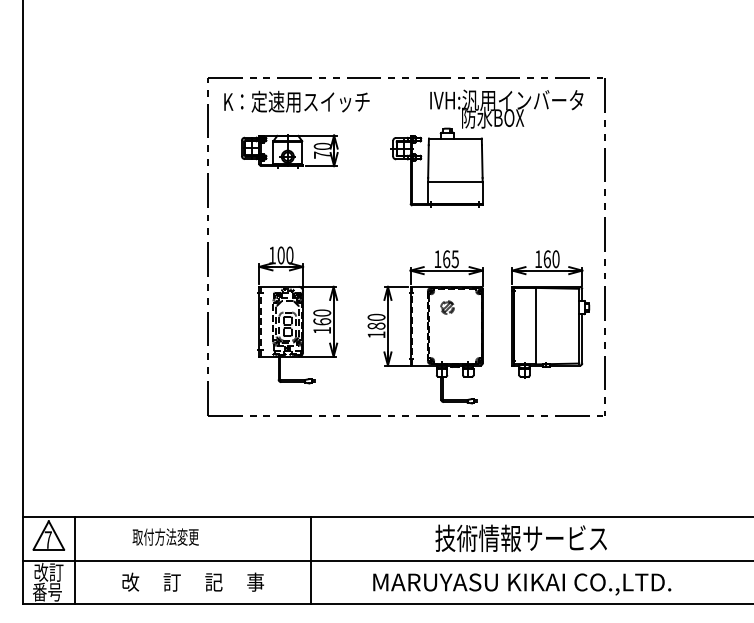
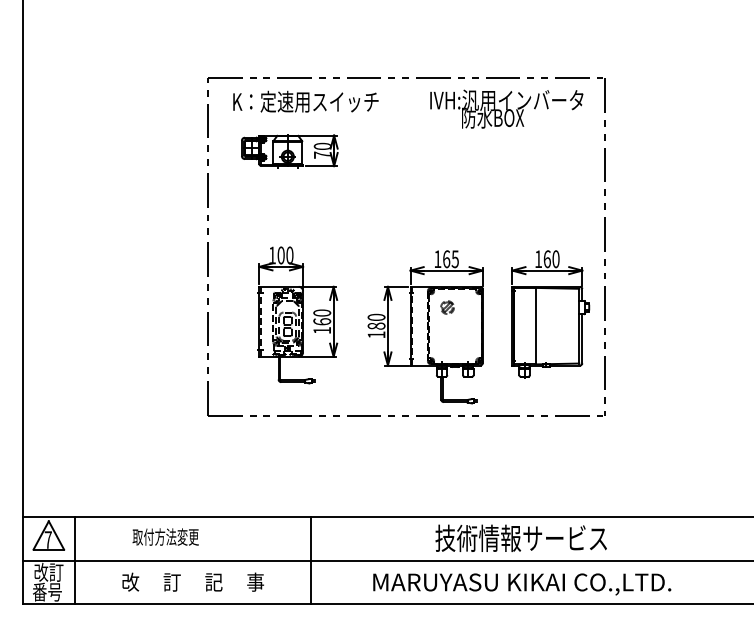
text position: (296, 101) -> (305, 101) (305, 101)
part: present -> none (436, 167)
